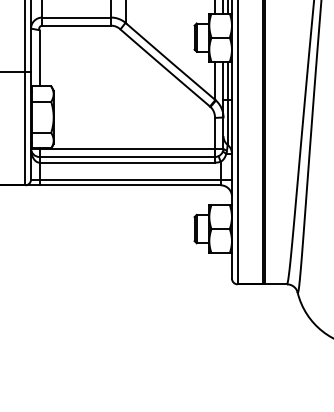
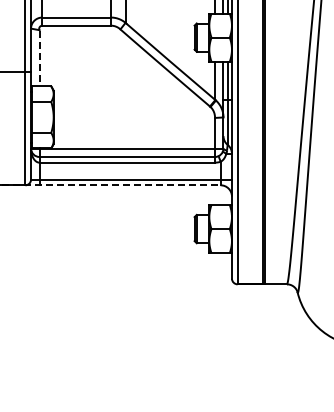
line: solid -> dashed (39, 58)
line: solid -> dashed (111, 185)
